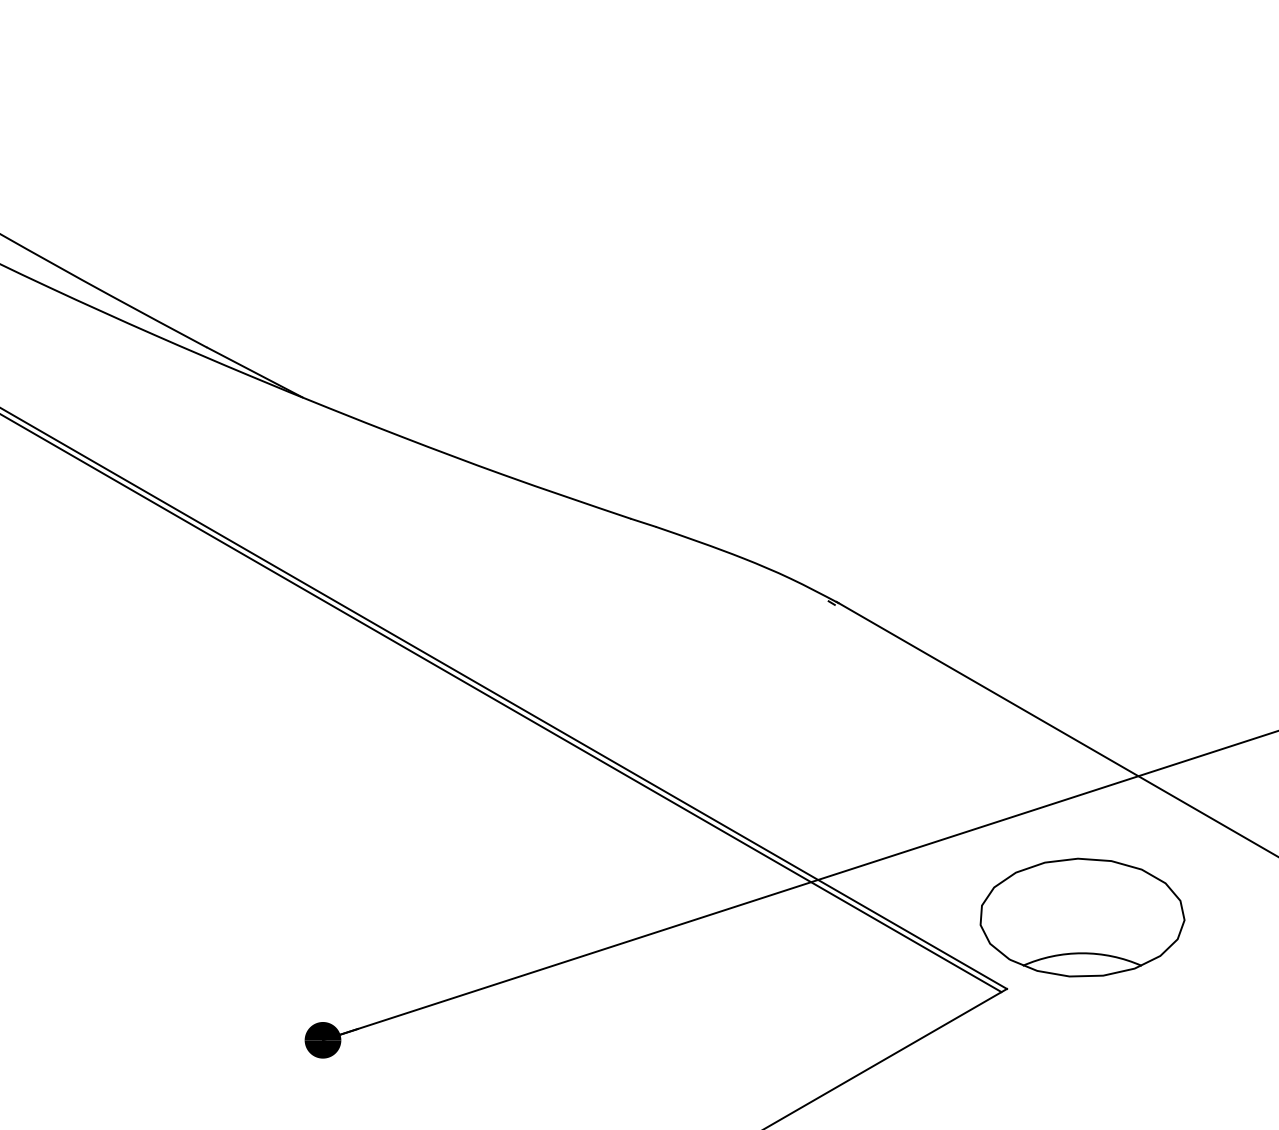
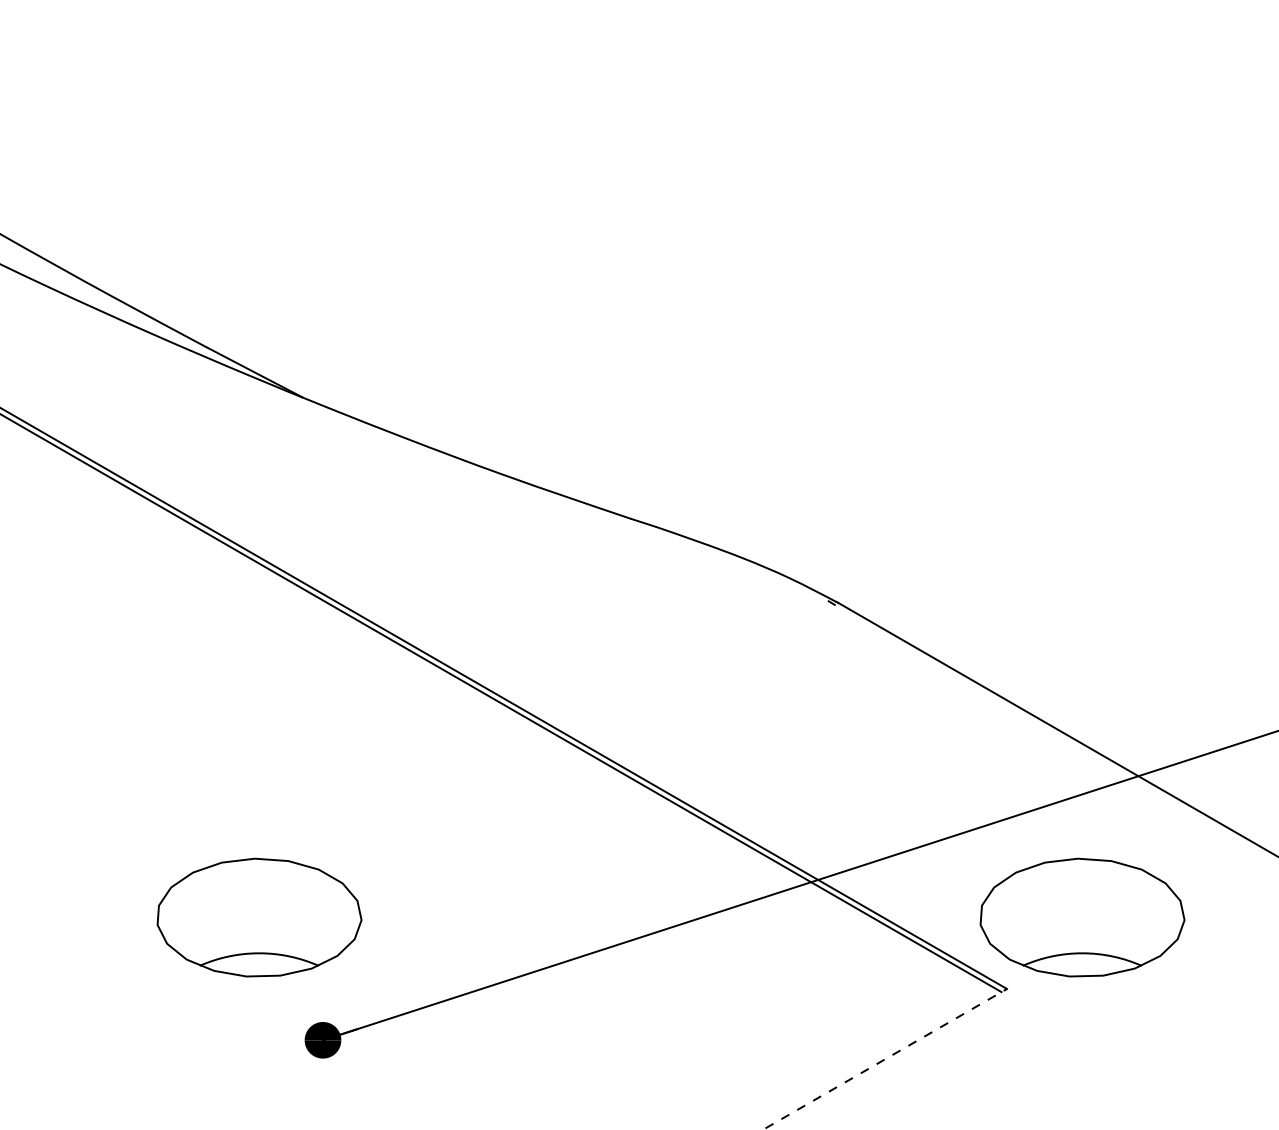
part: none -> present (259, 917)
line: solid -> dashed (884, 1059)
